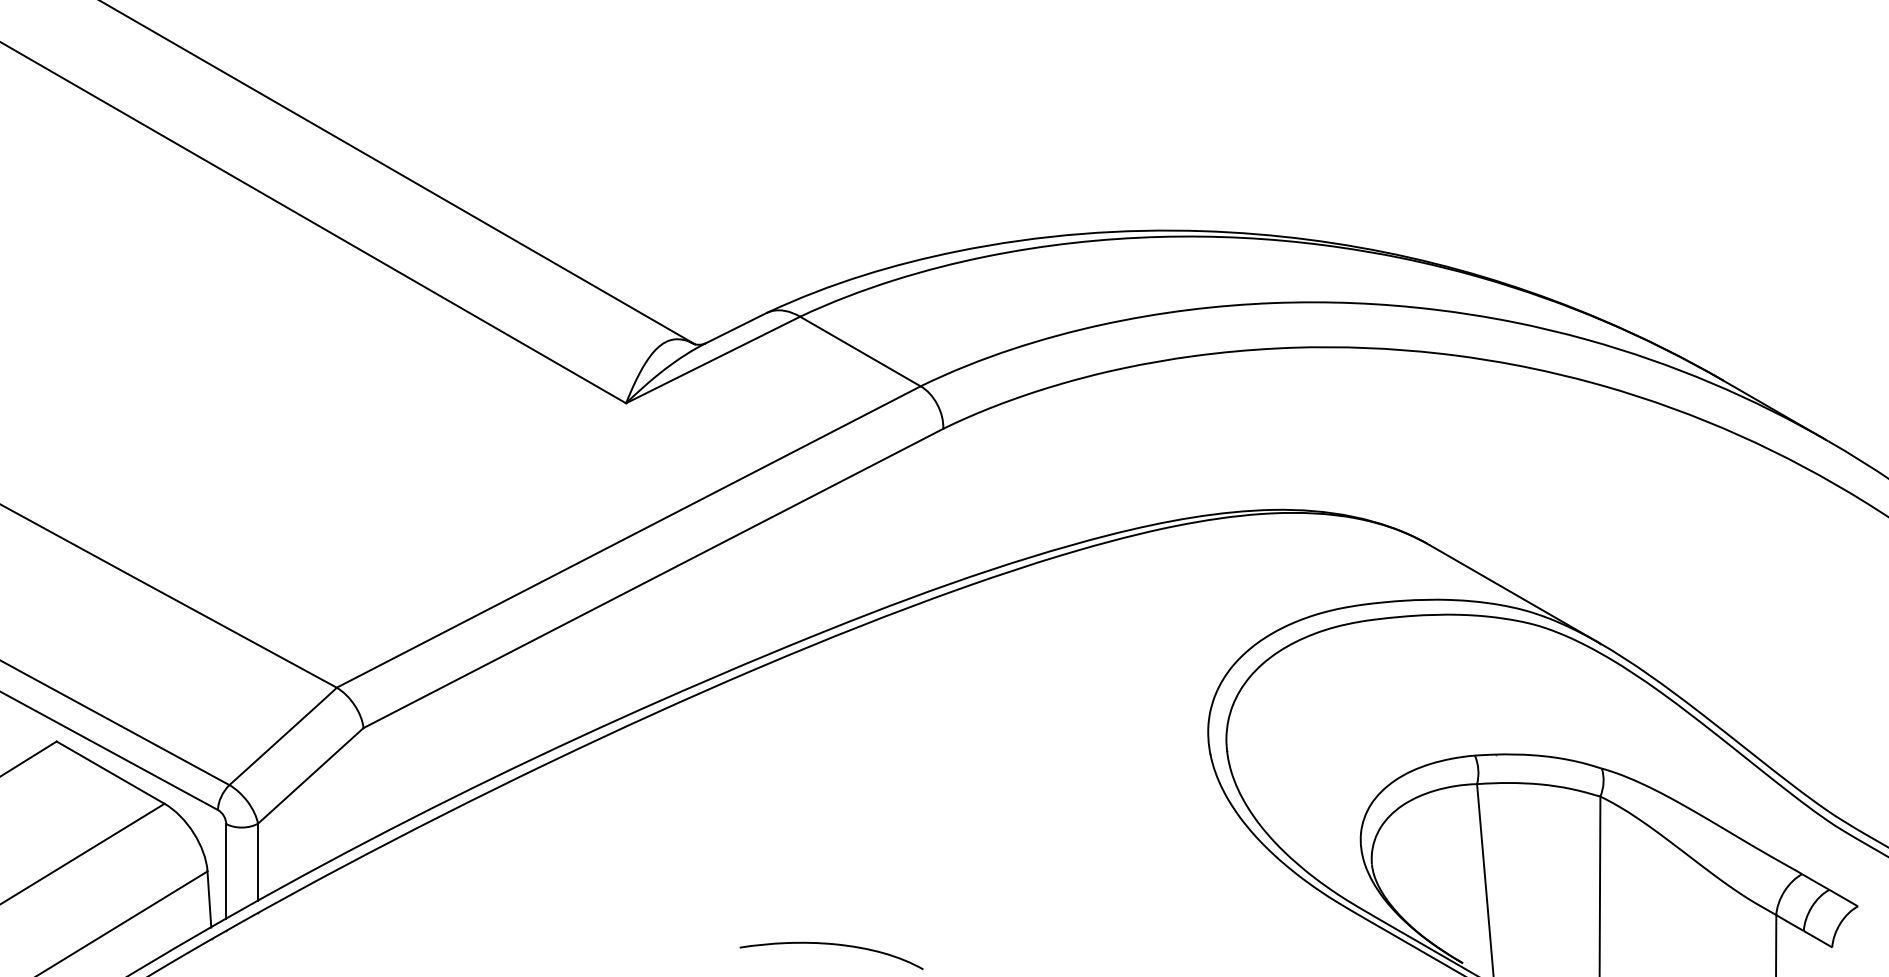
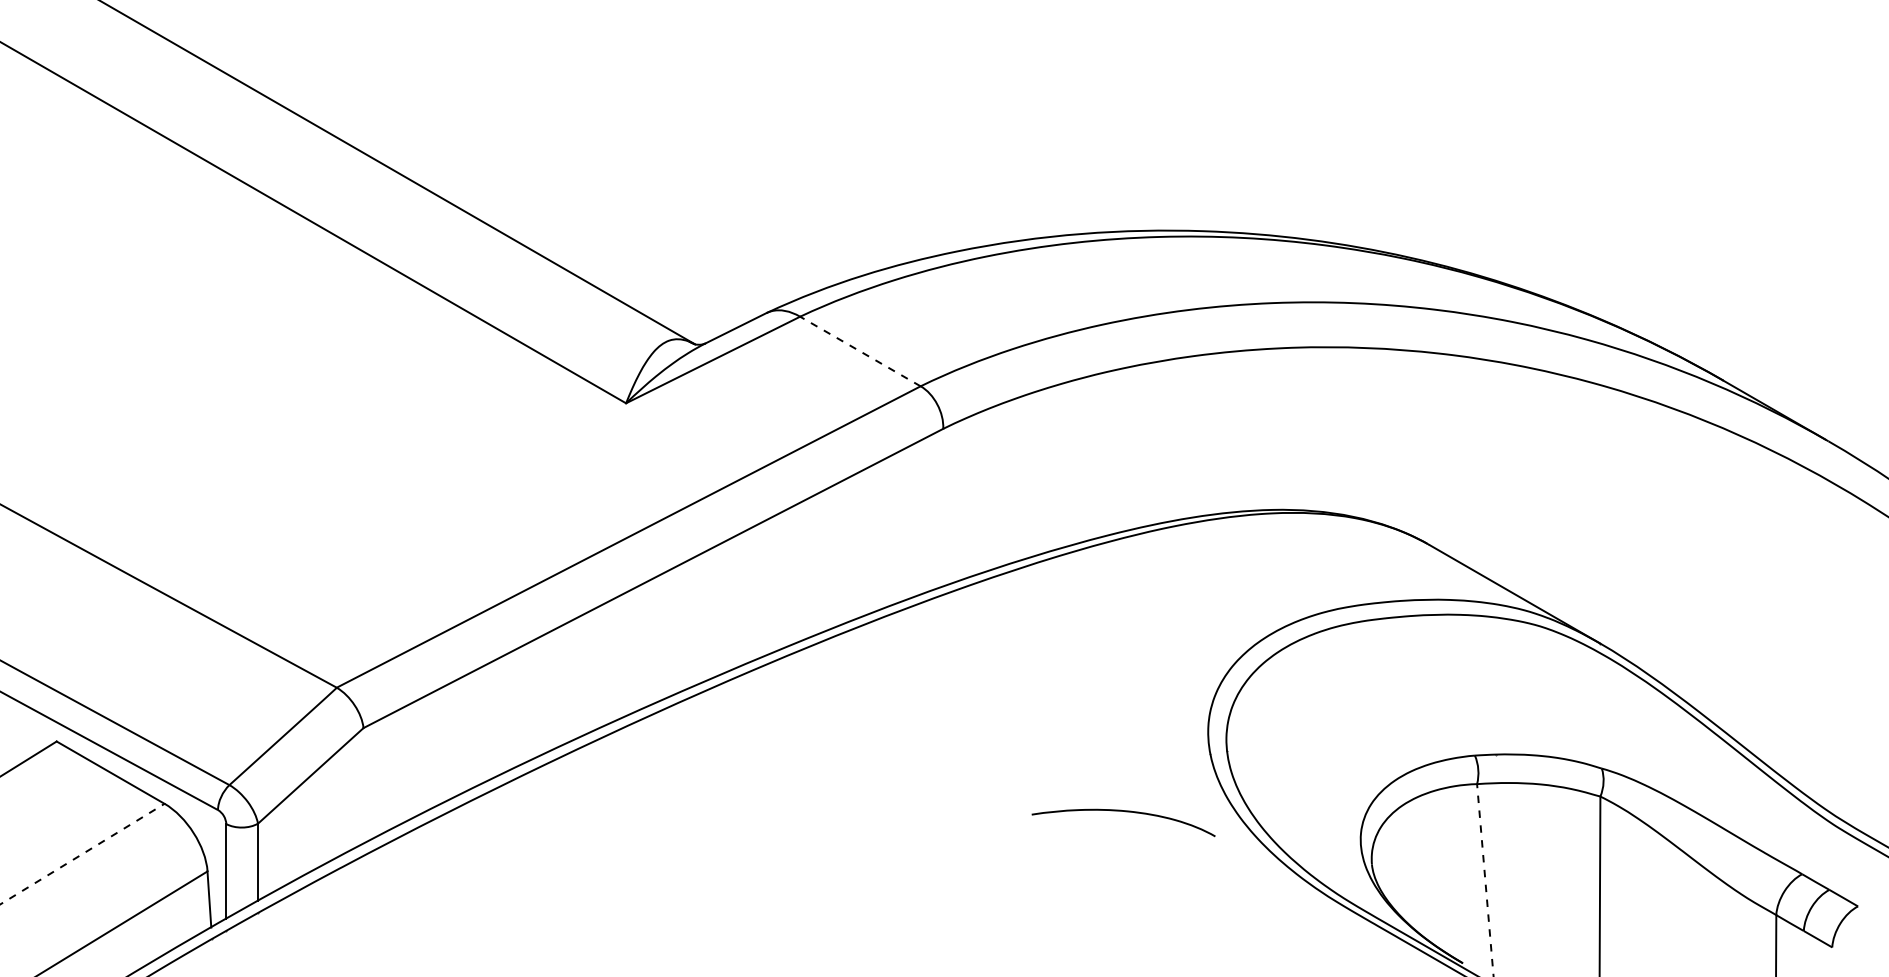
line: solid -> dashed (860, 351)
line: solid -> dashed (82, 853)
line: solid -> dashed (1485, 879)
curve position: (833, 945) -> (1125, 812) (1125, 812)
